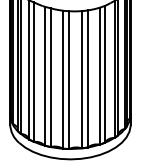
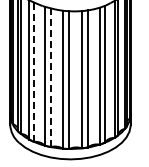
line: solid -> dashed (33, 72)
line: solid -> dashed (50, 77)
